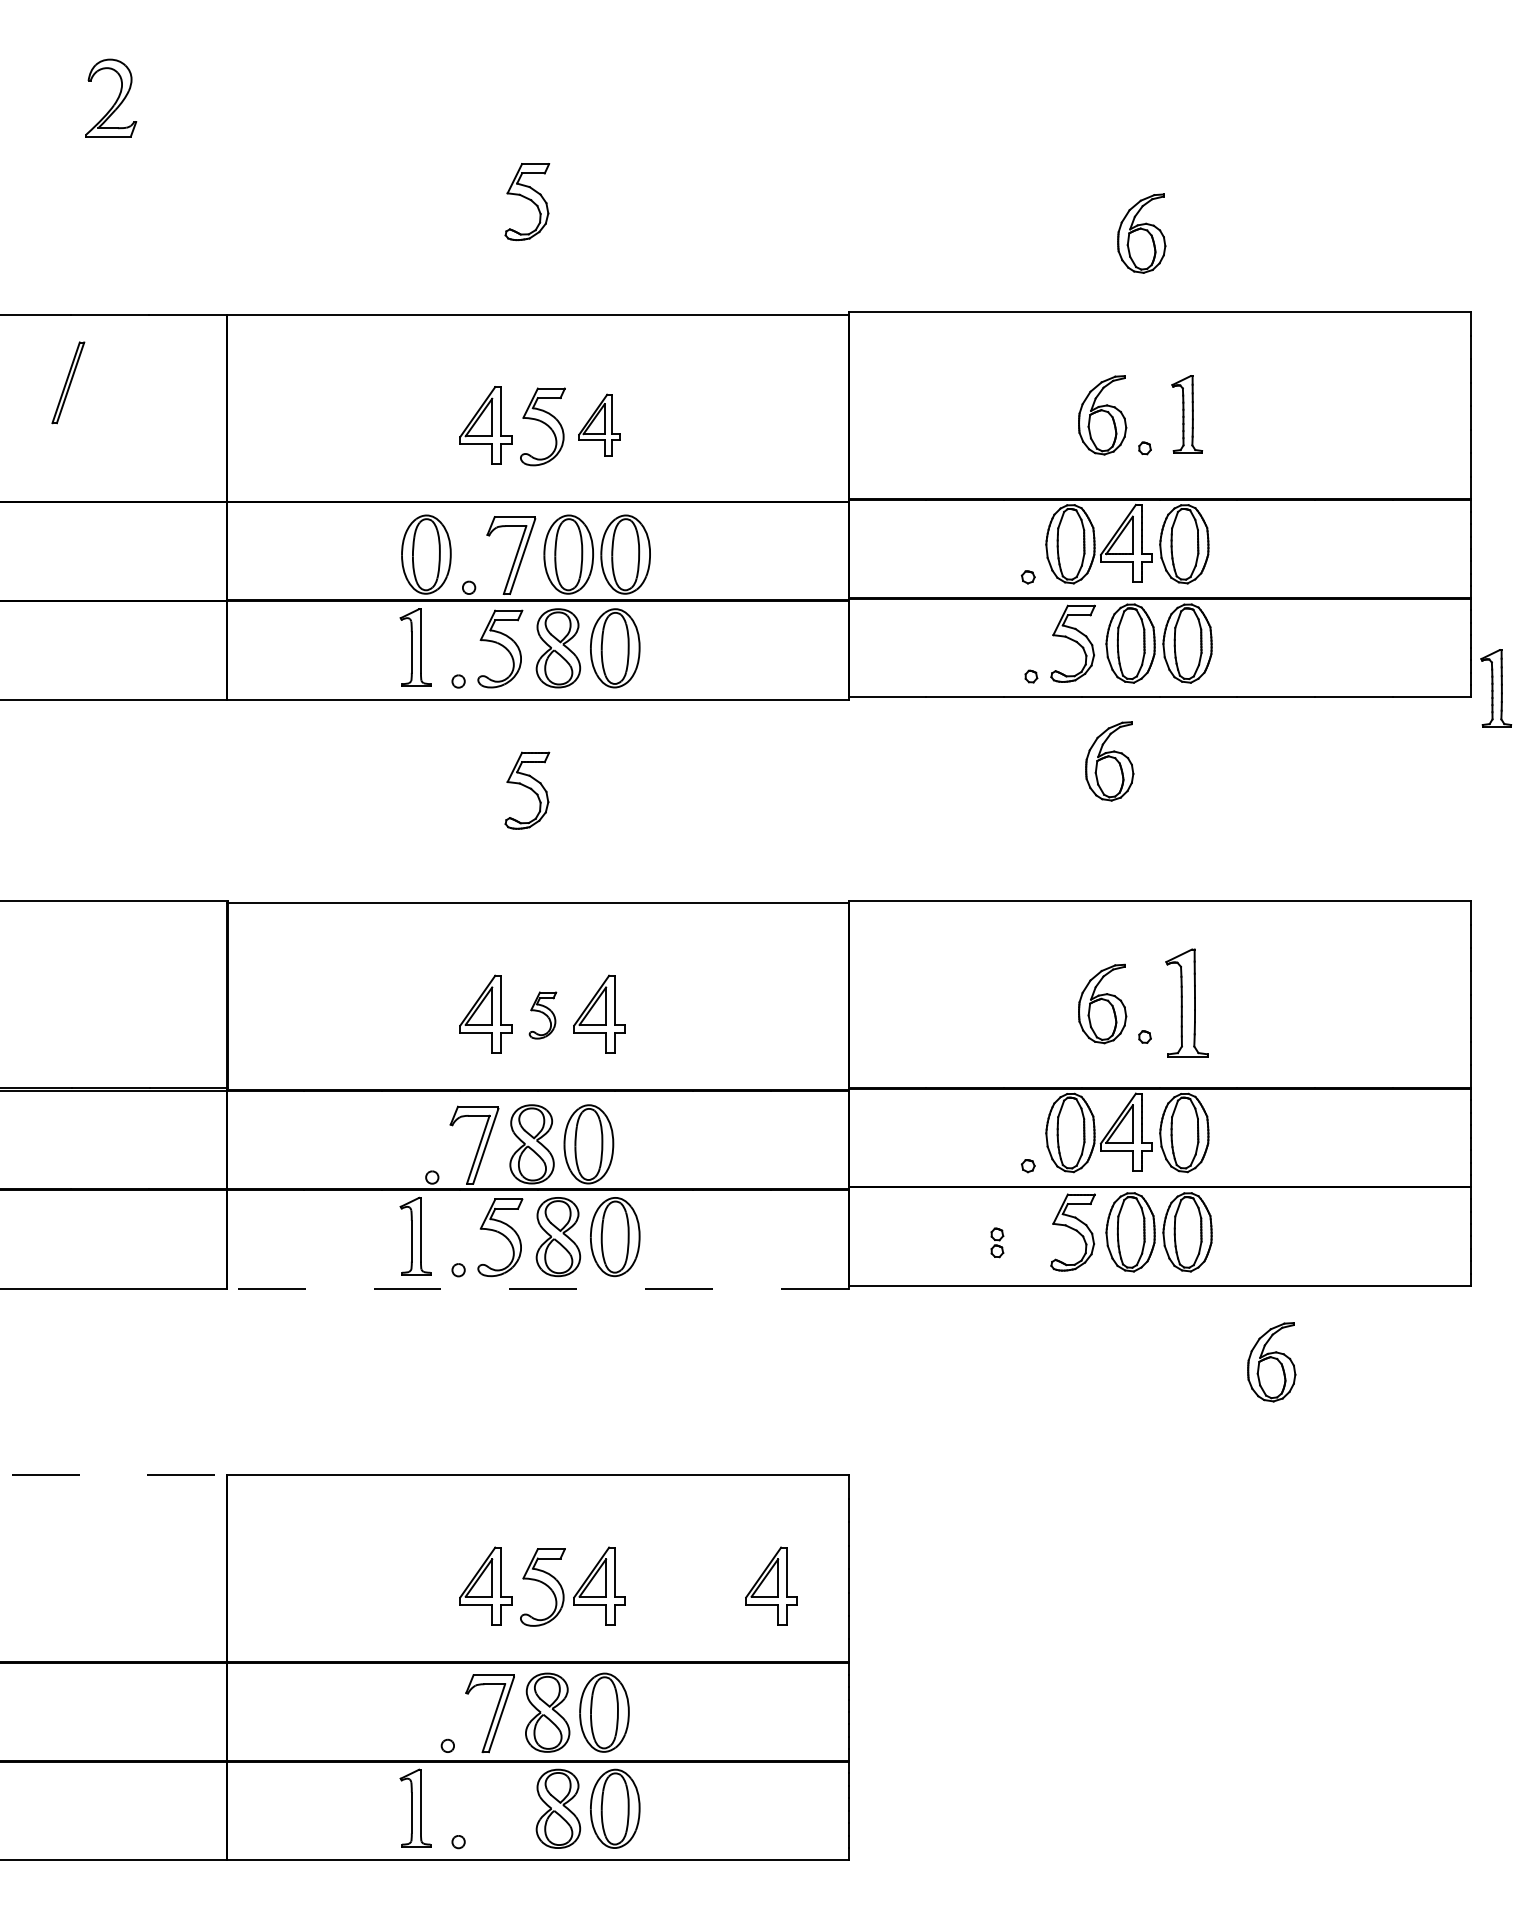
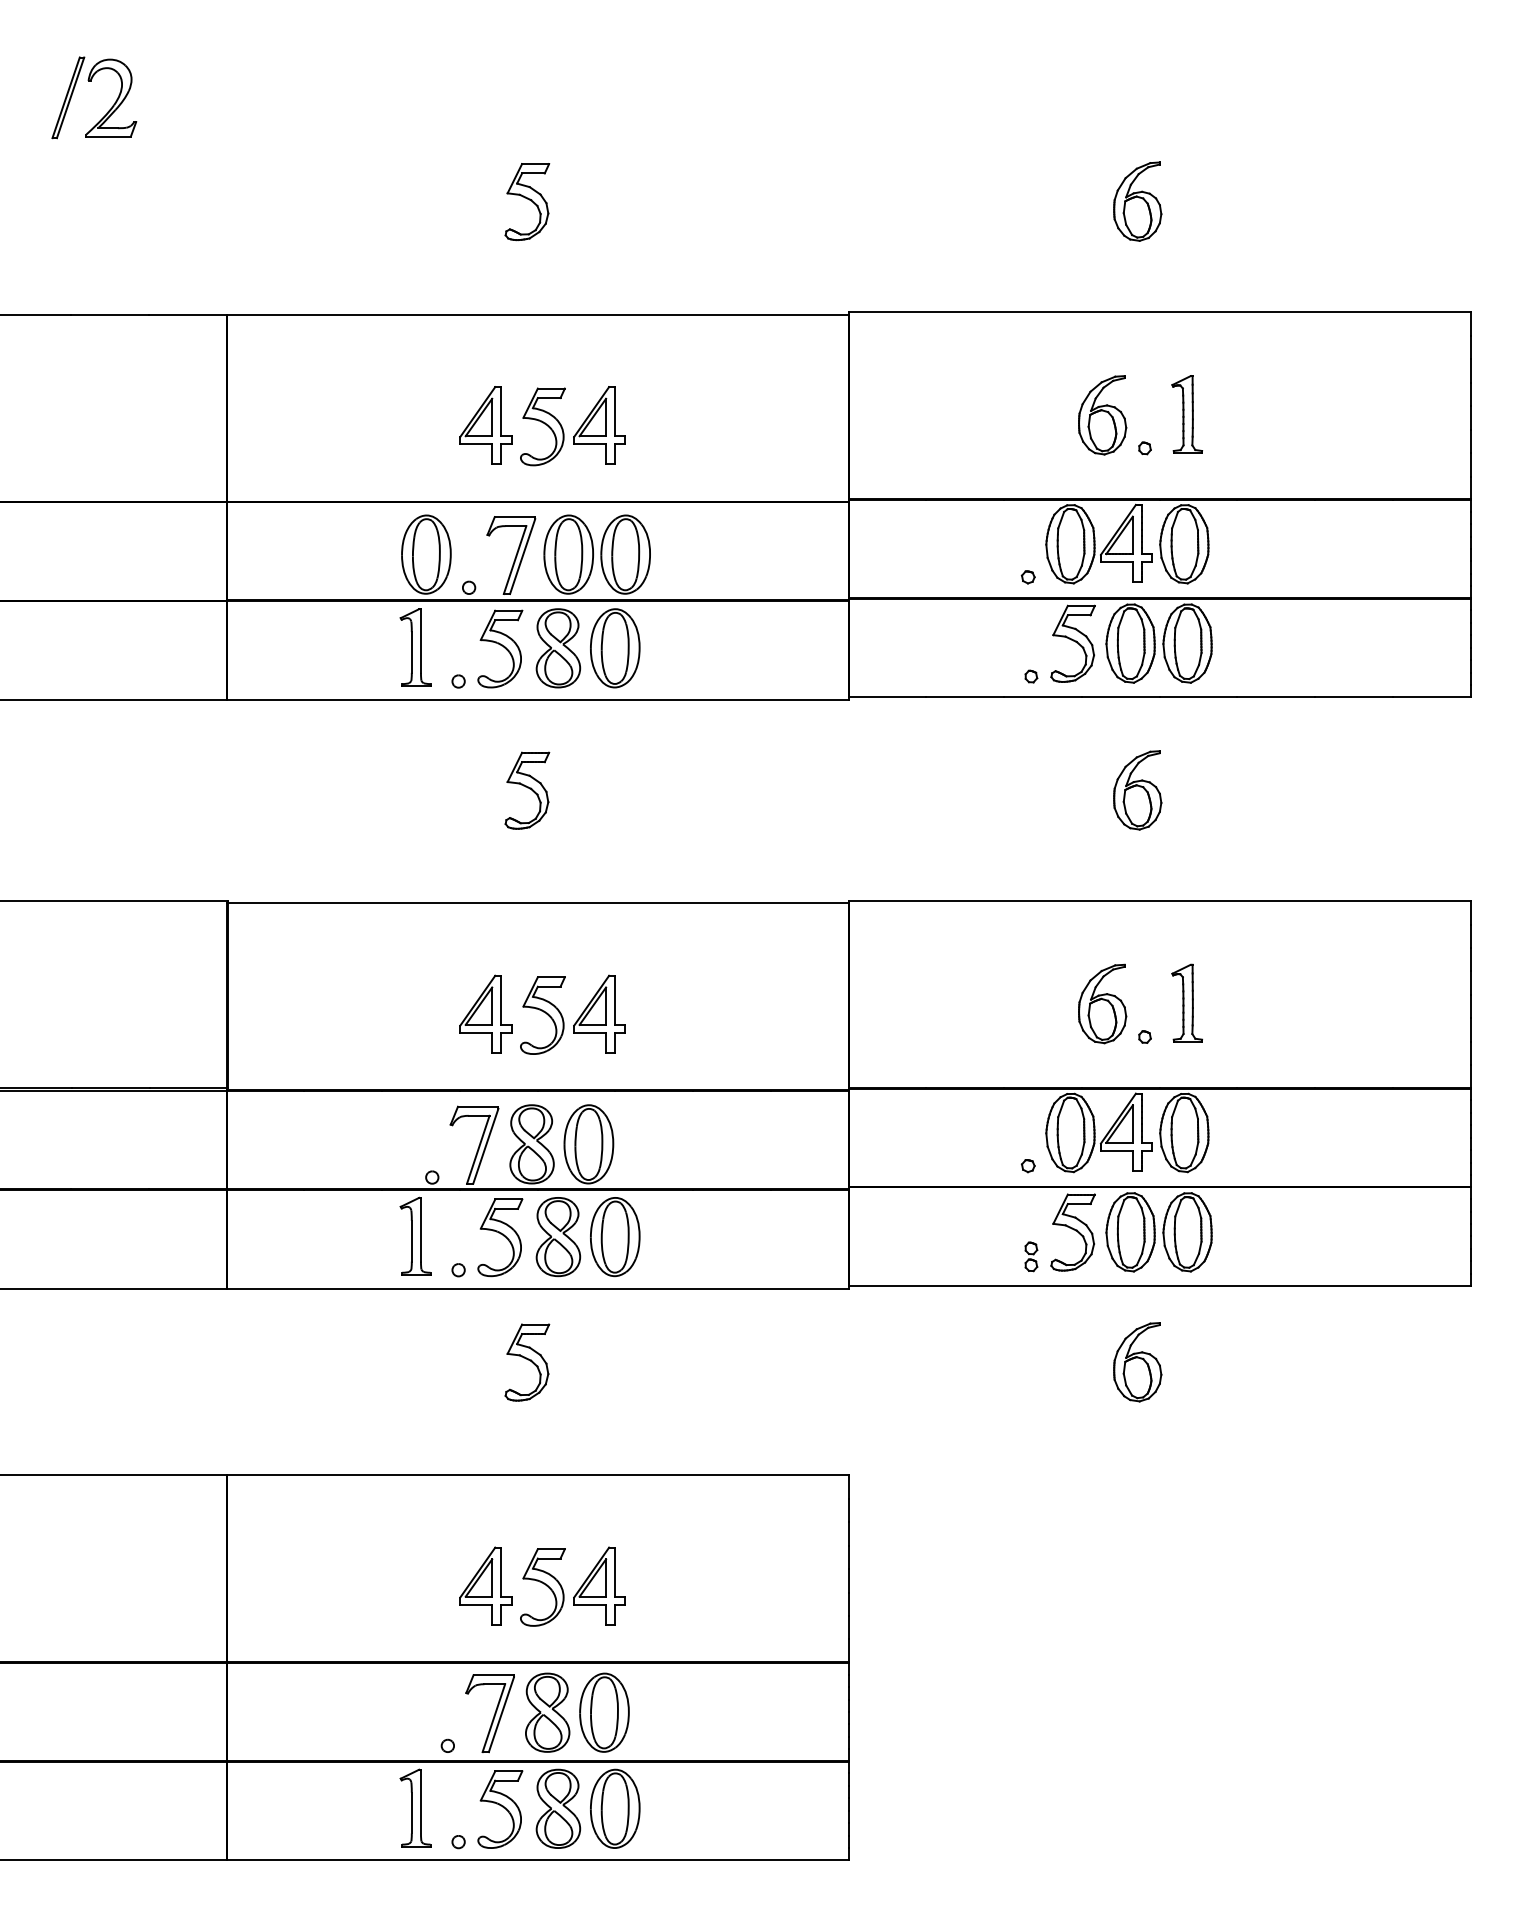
part position: (1141, 233) -> (1137, 201) (1137, 201)
part position: (68, 382) -> (68, 97) (68, 97)
part size: 43x64 px -> 53x79 px (599, 425)
part: present -> none (1496, 688)
part position: (1109, 761) -> (1137, 790) (1137, 790)
part size: 44x110 px -> 33x80 px (1187, 1002)
part size: 30x49 px -> 46x79 px (542, 1015)
part position: (997, 1242) -> (1031, 1256) (1031, 1256)
line: dashed -> solid (537, 1288)
part: none -> present (527, 1362)
part position: (1271, 1362) -> (1137, 1362) (1137, 1362)
line: dashed -> solid (113, 1475)
part: present -> none (771, 1585)
part: none -> present (500, 1809)
